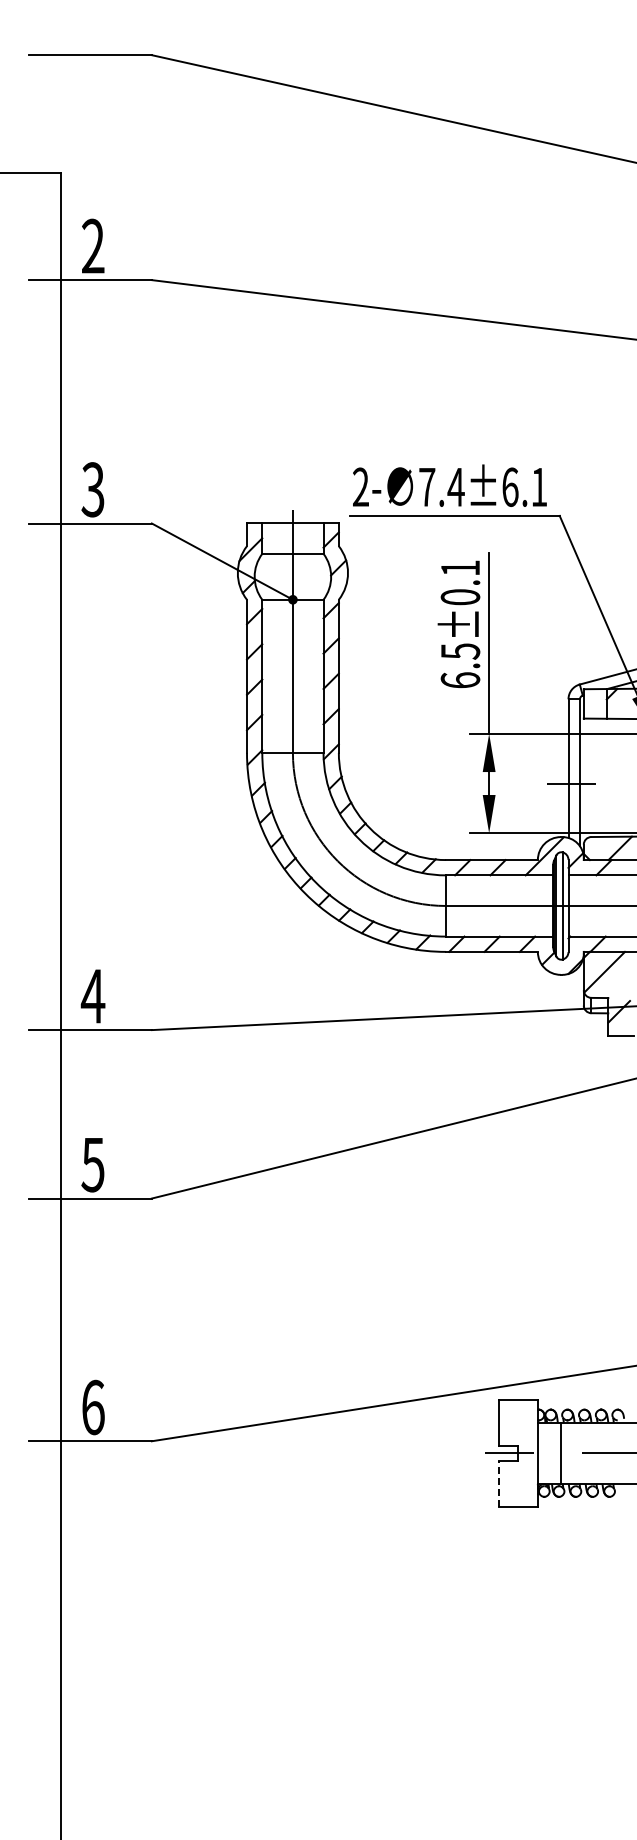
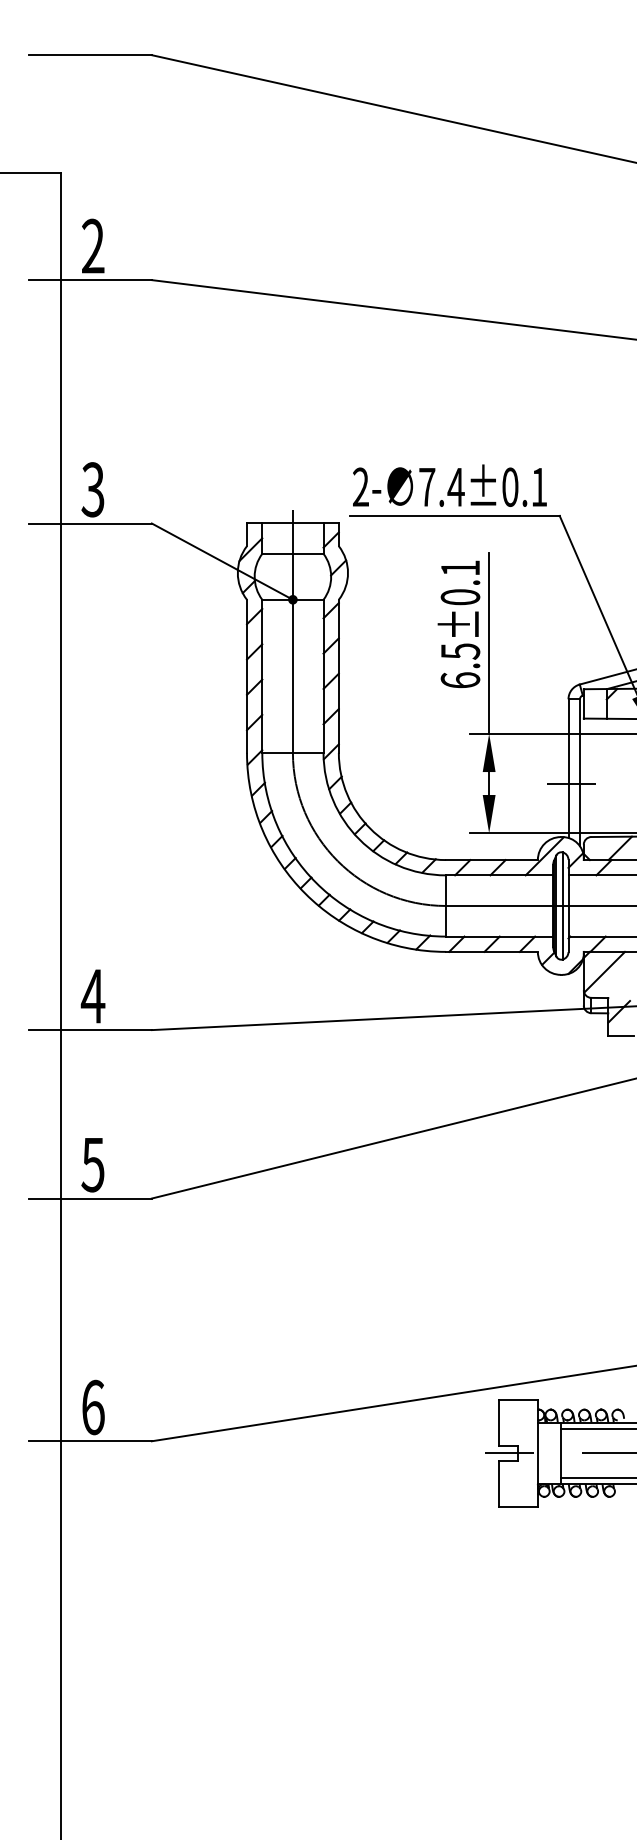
text: 7.4±6.1 -> 7.4±0.1 (510, 486)
line: none -> present (596, 1428)
line: none -> present (596, 1477)
line: dashed -> solid (499, 1483)
